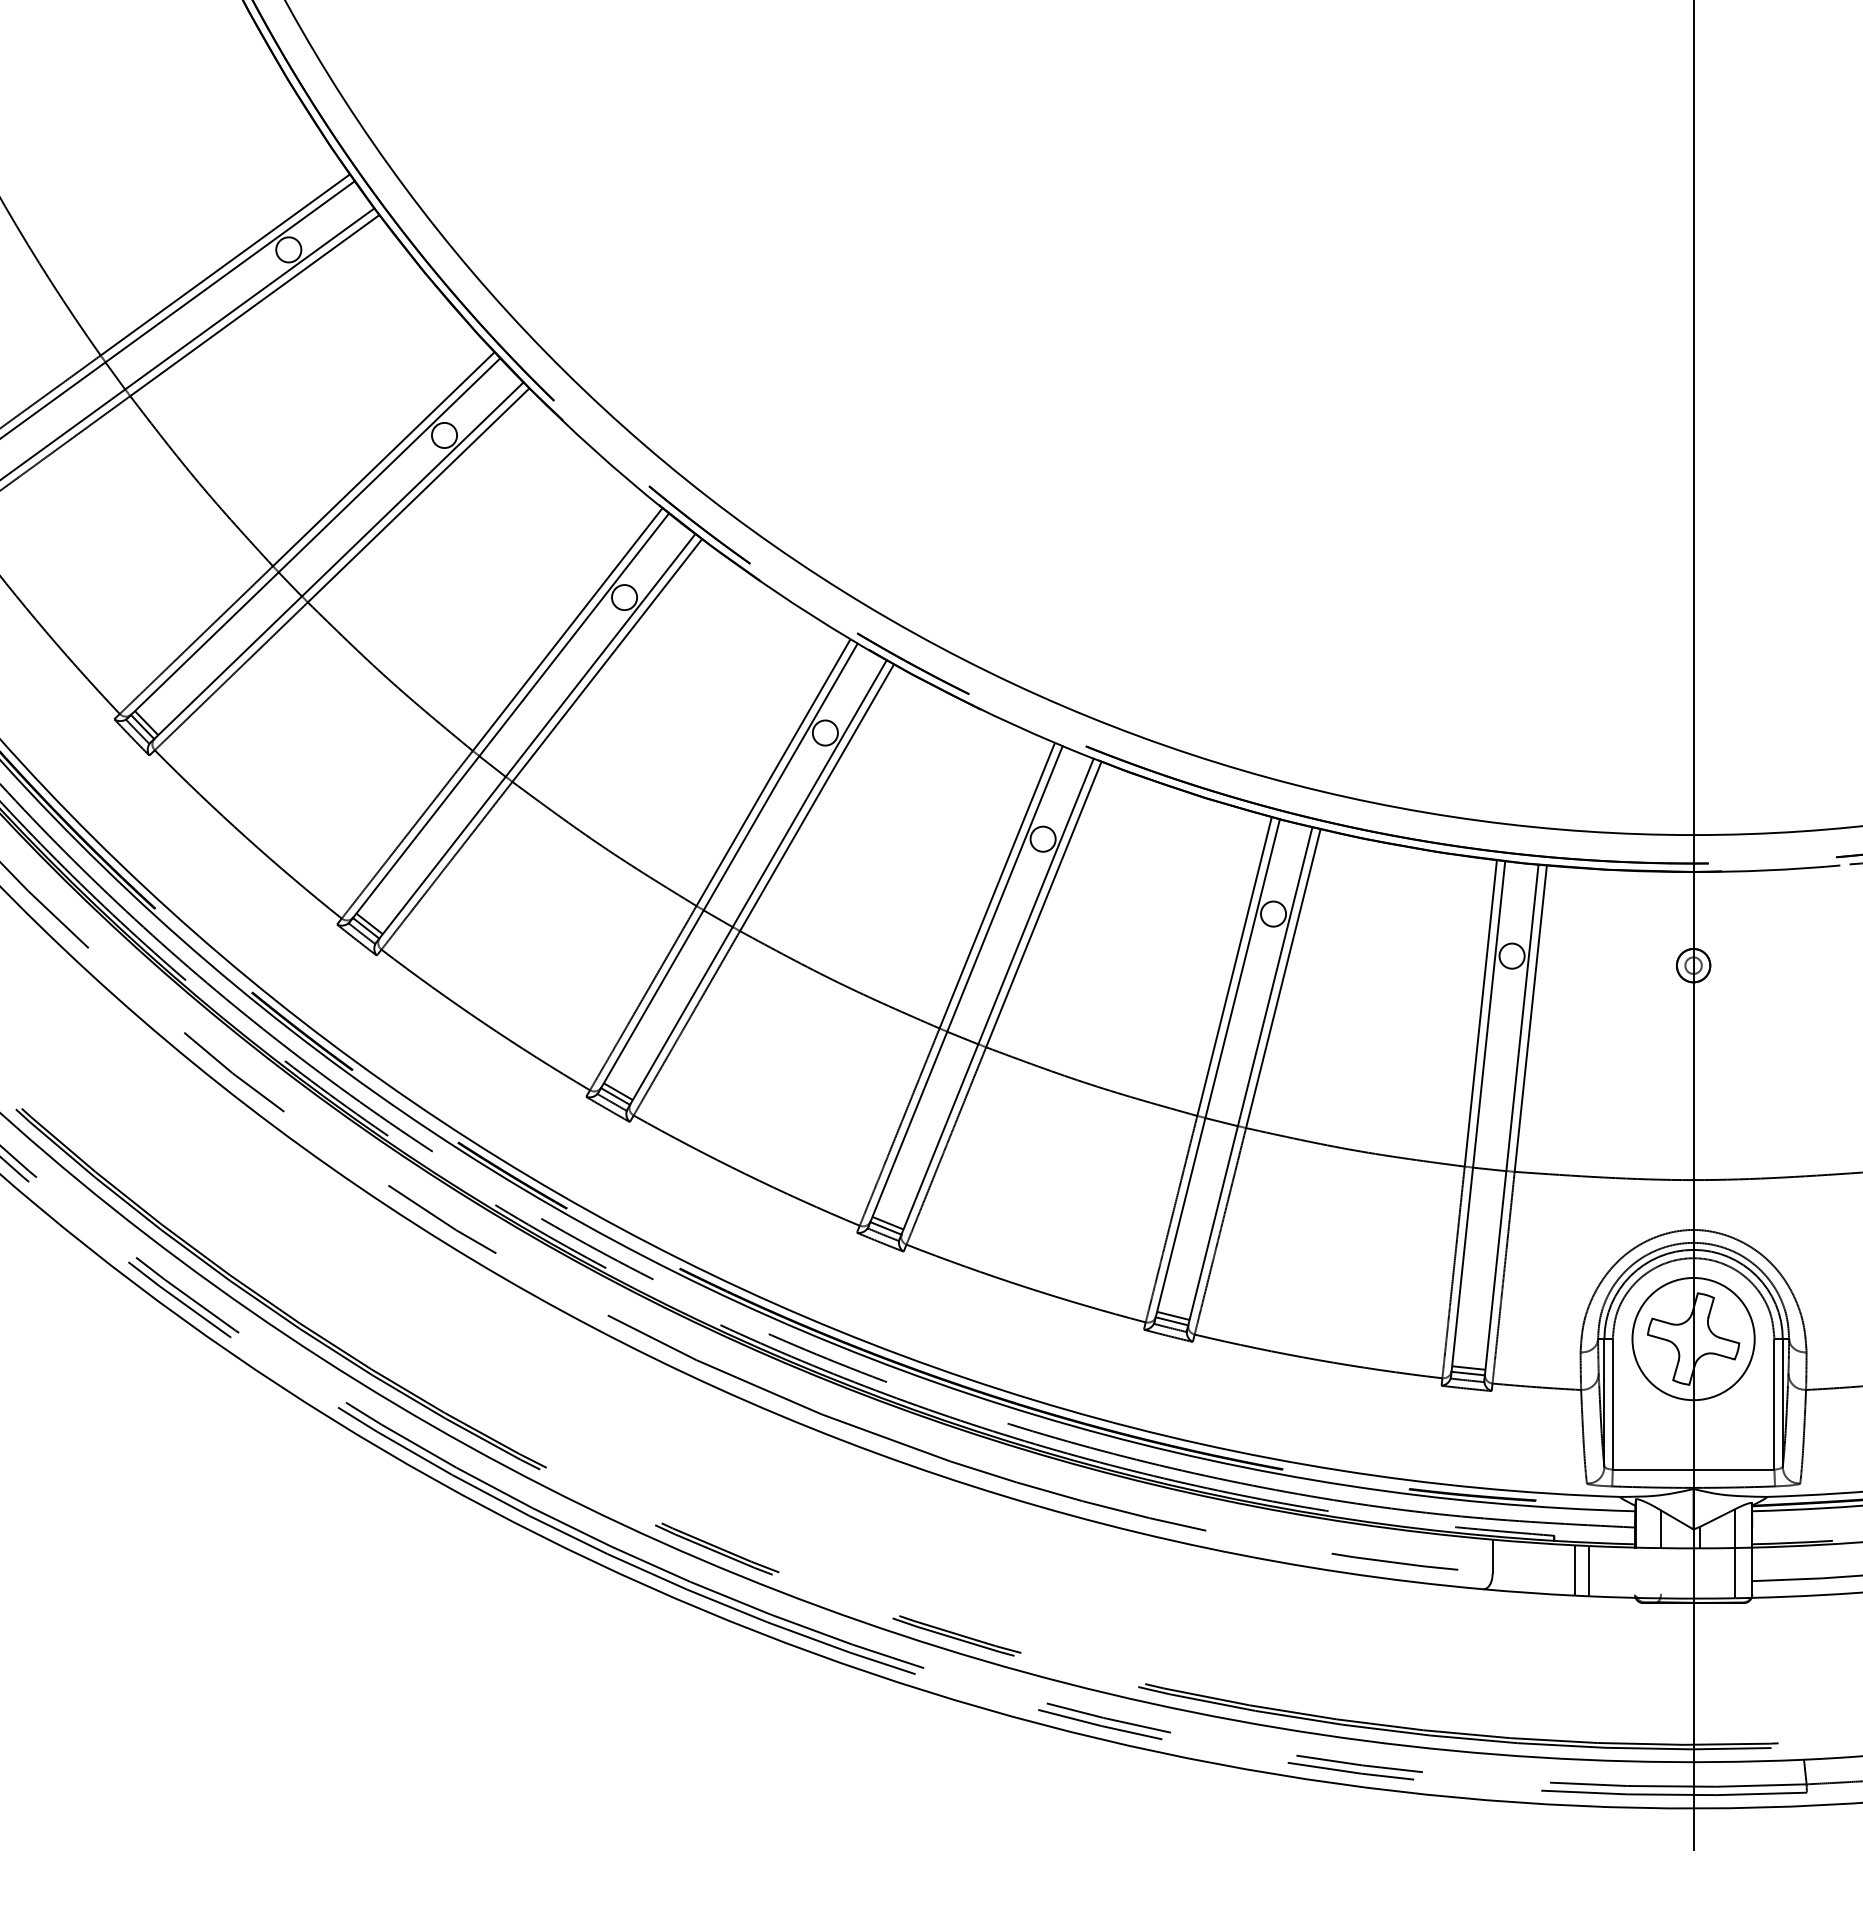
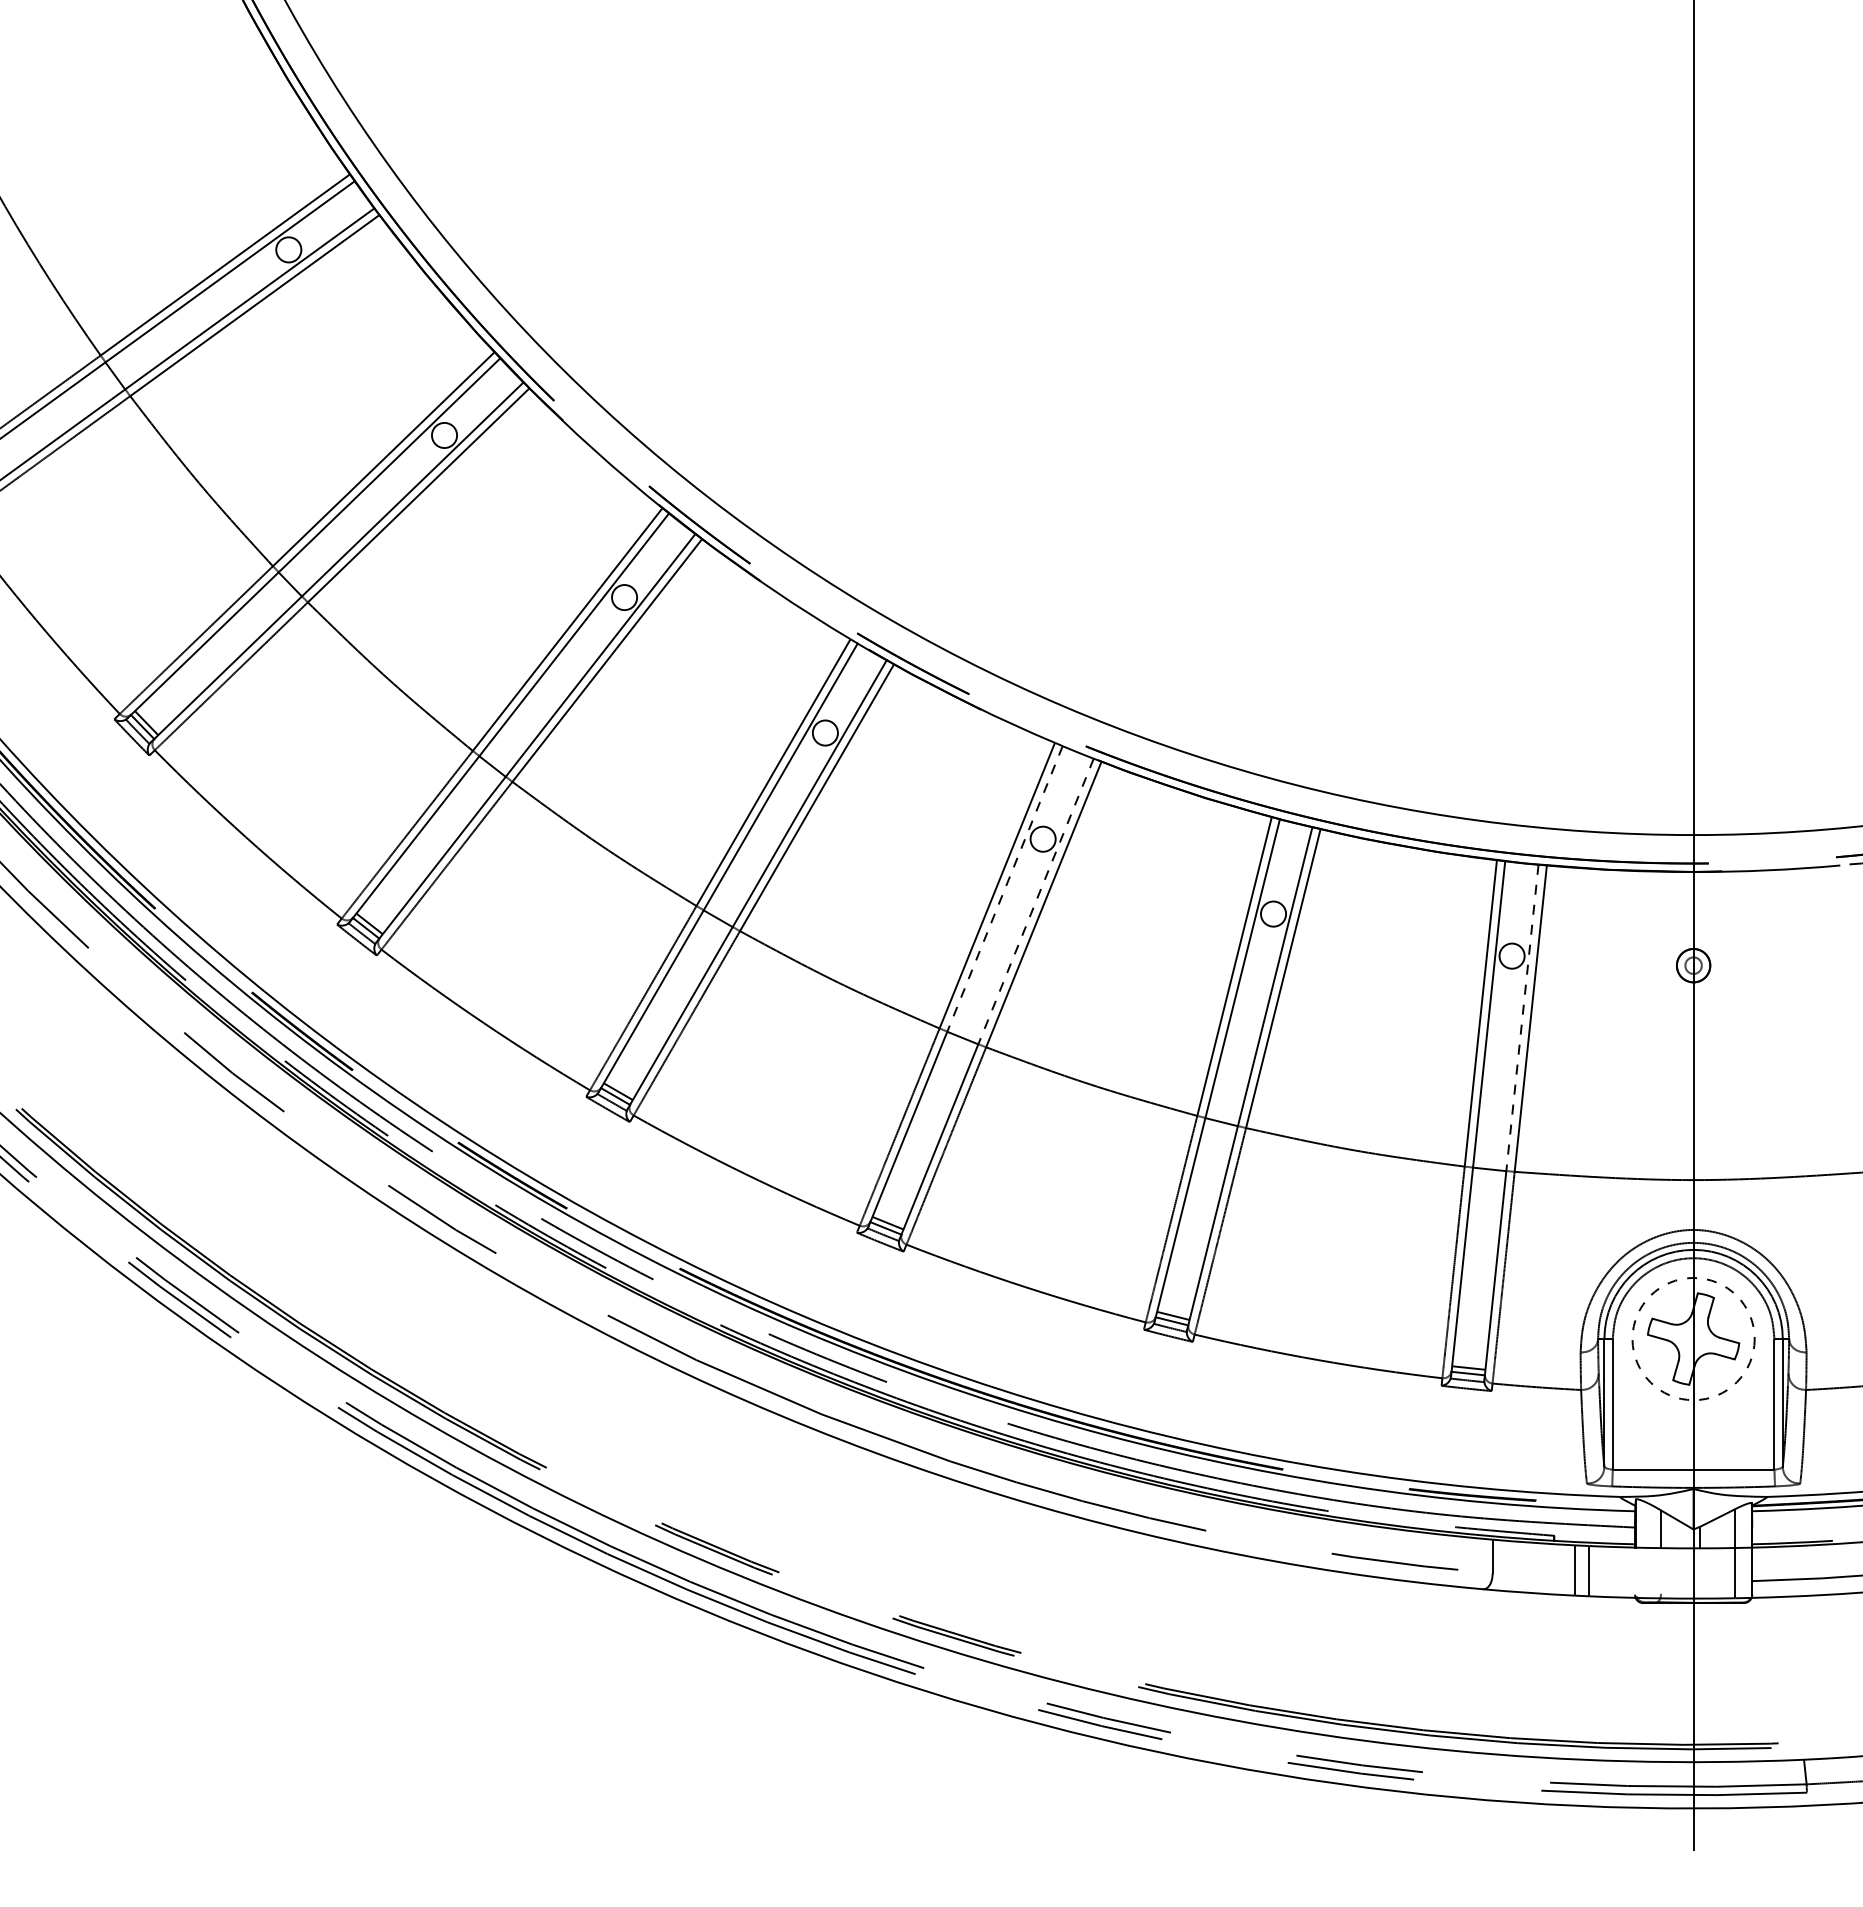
line: solid -> dashed (1005, 888)
line: solid -> dashed (1036, 901)
line: solid -> dashed (1522, 1017)
circle: solid -> dashed (1693, 1338)
